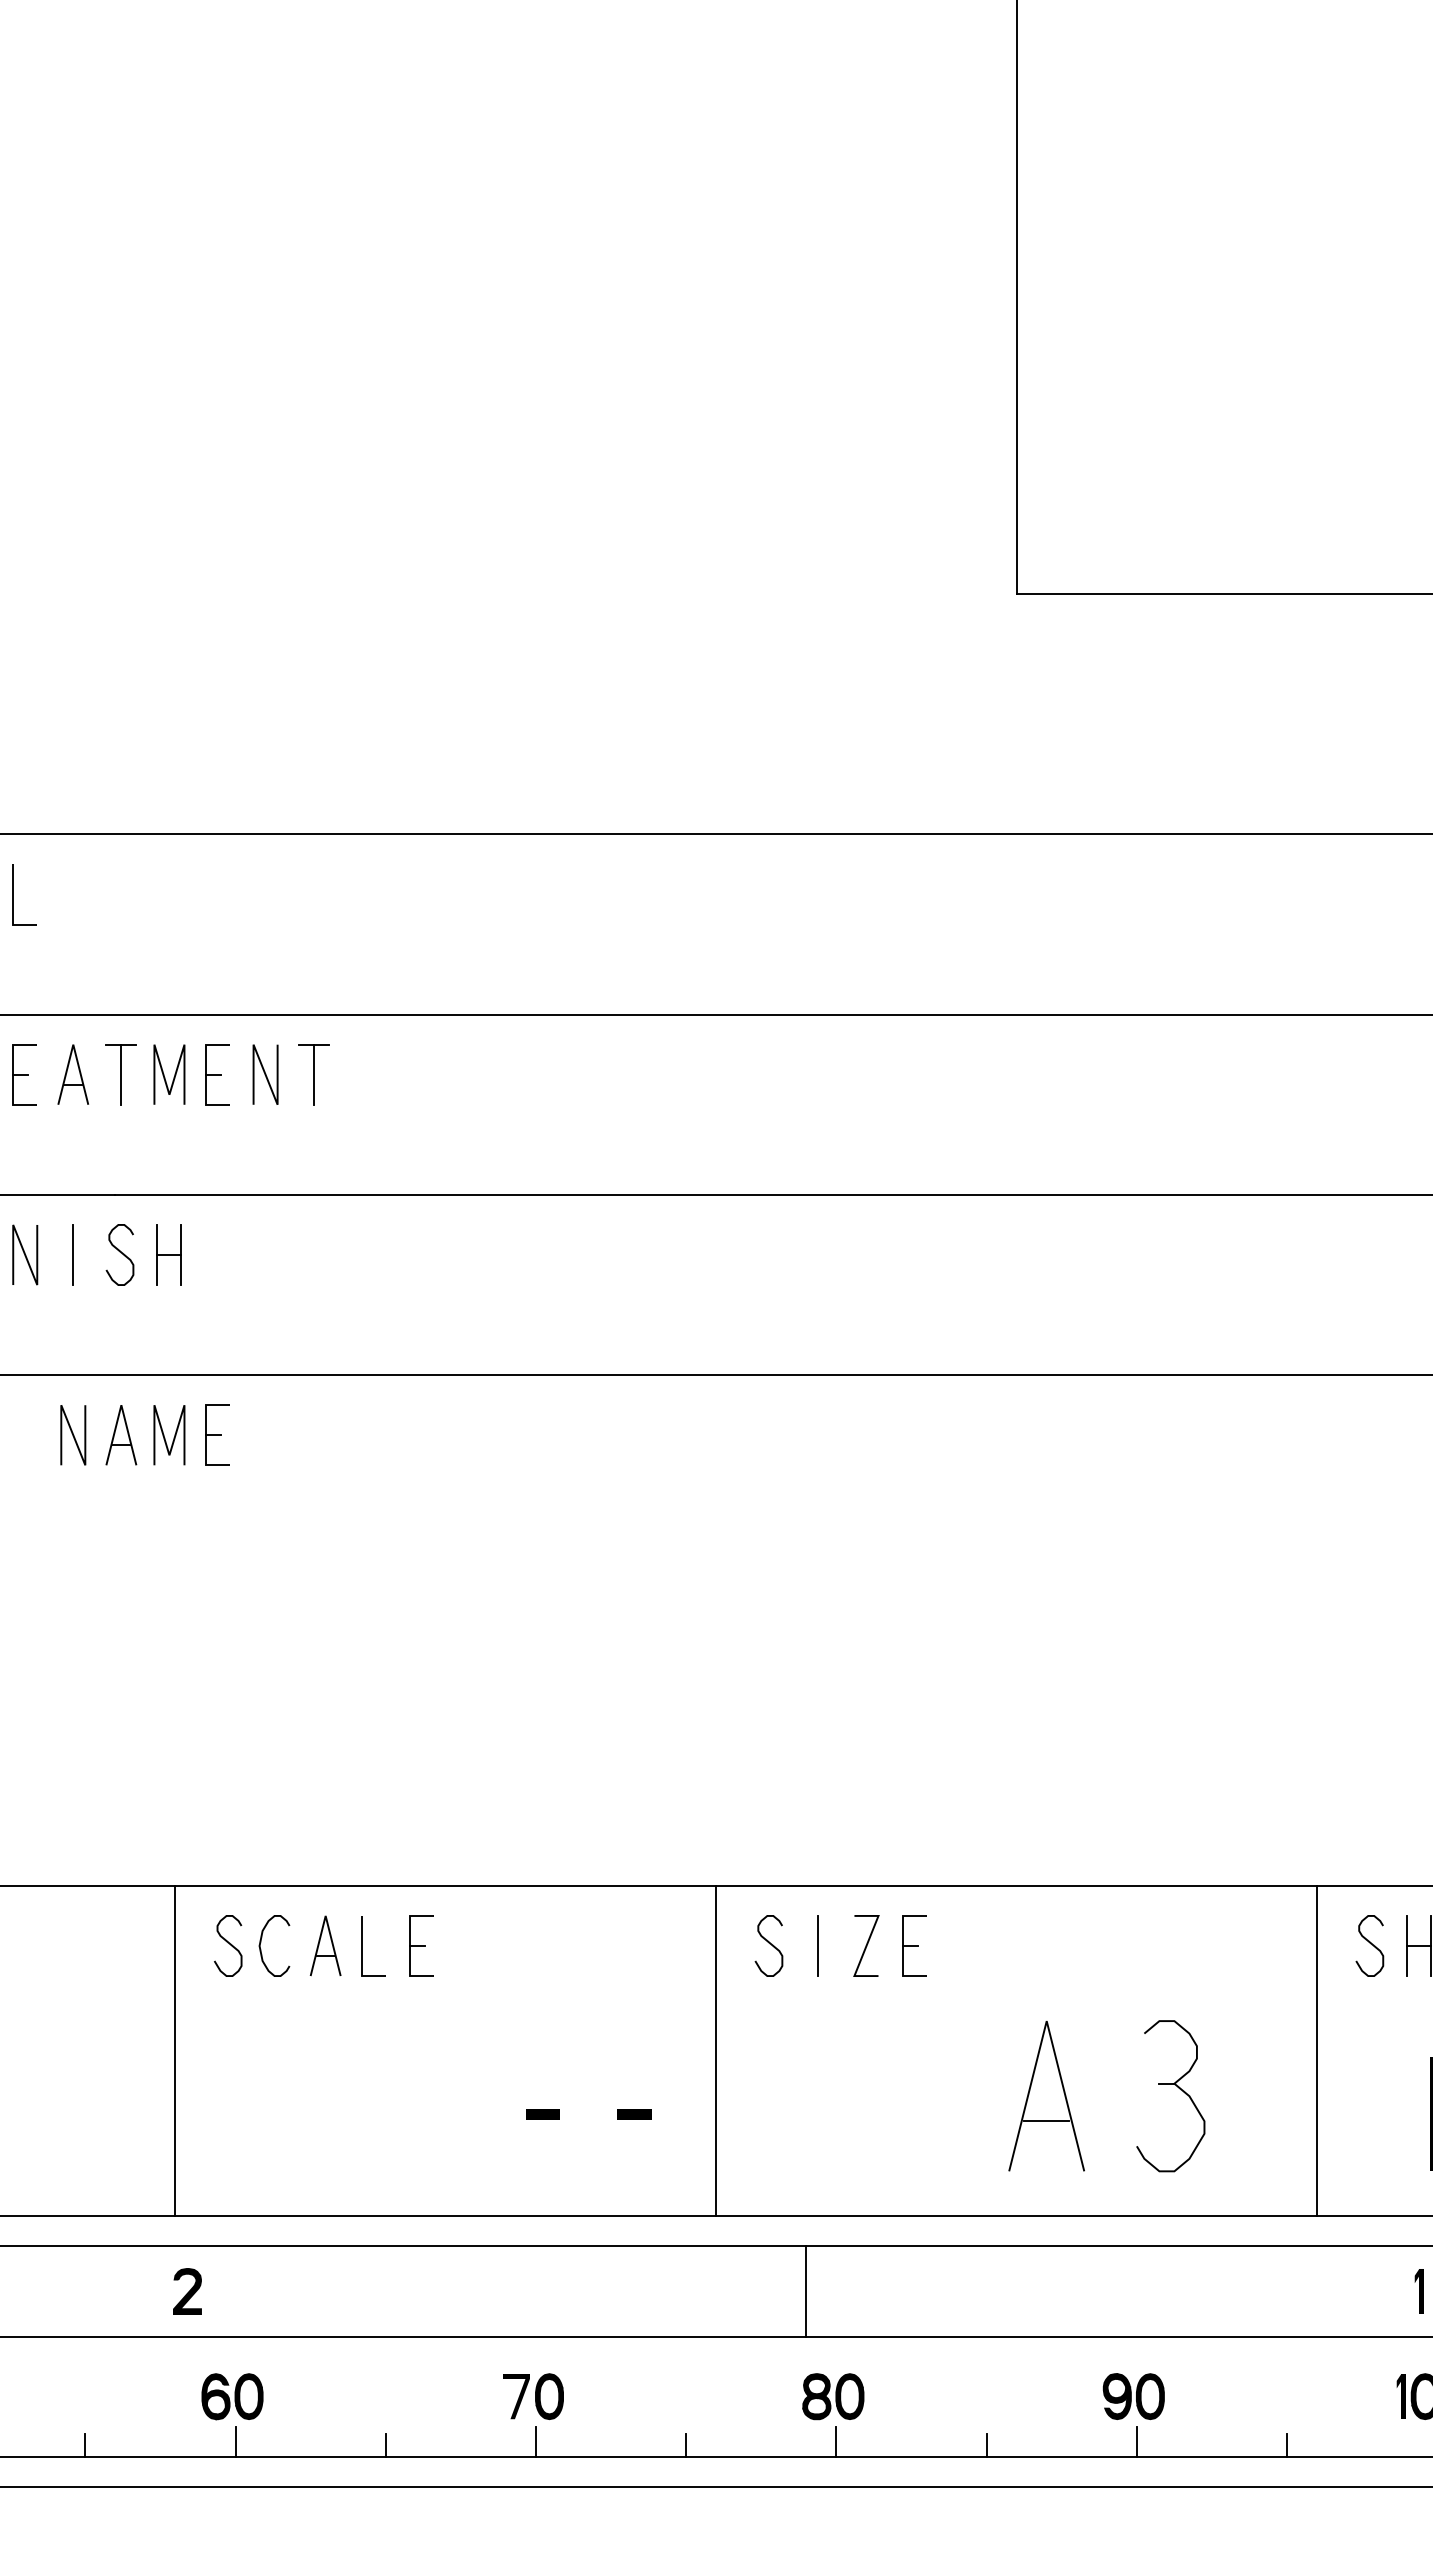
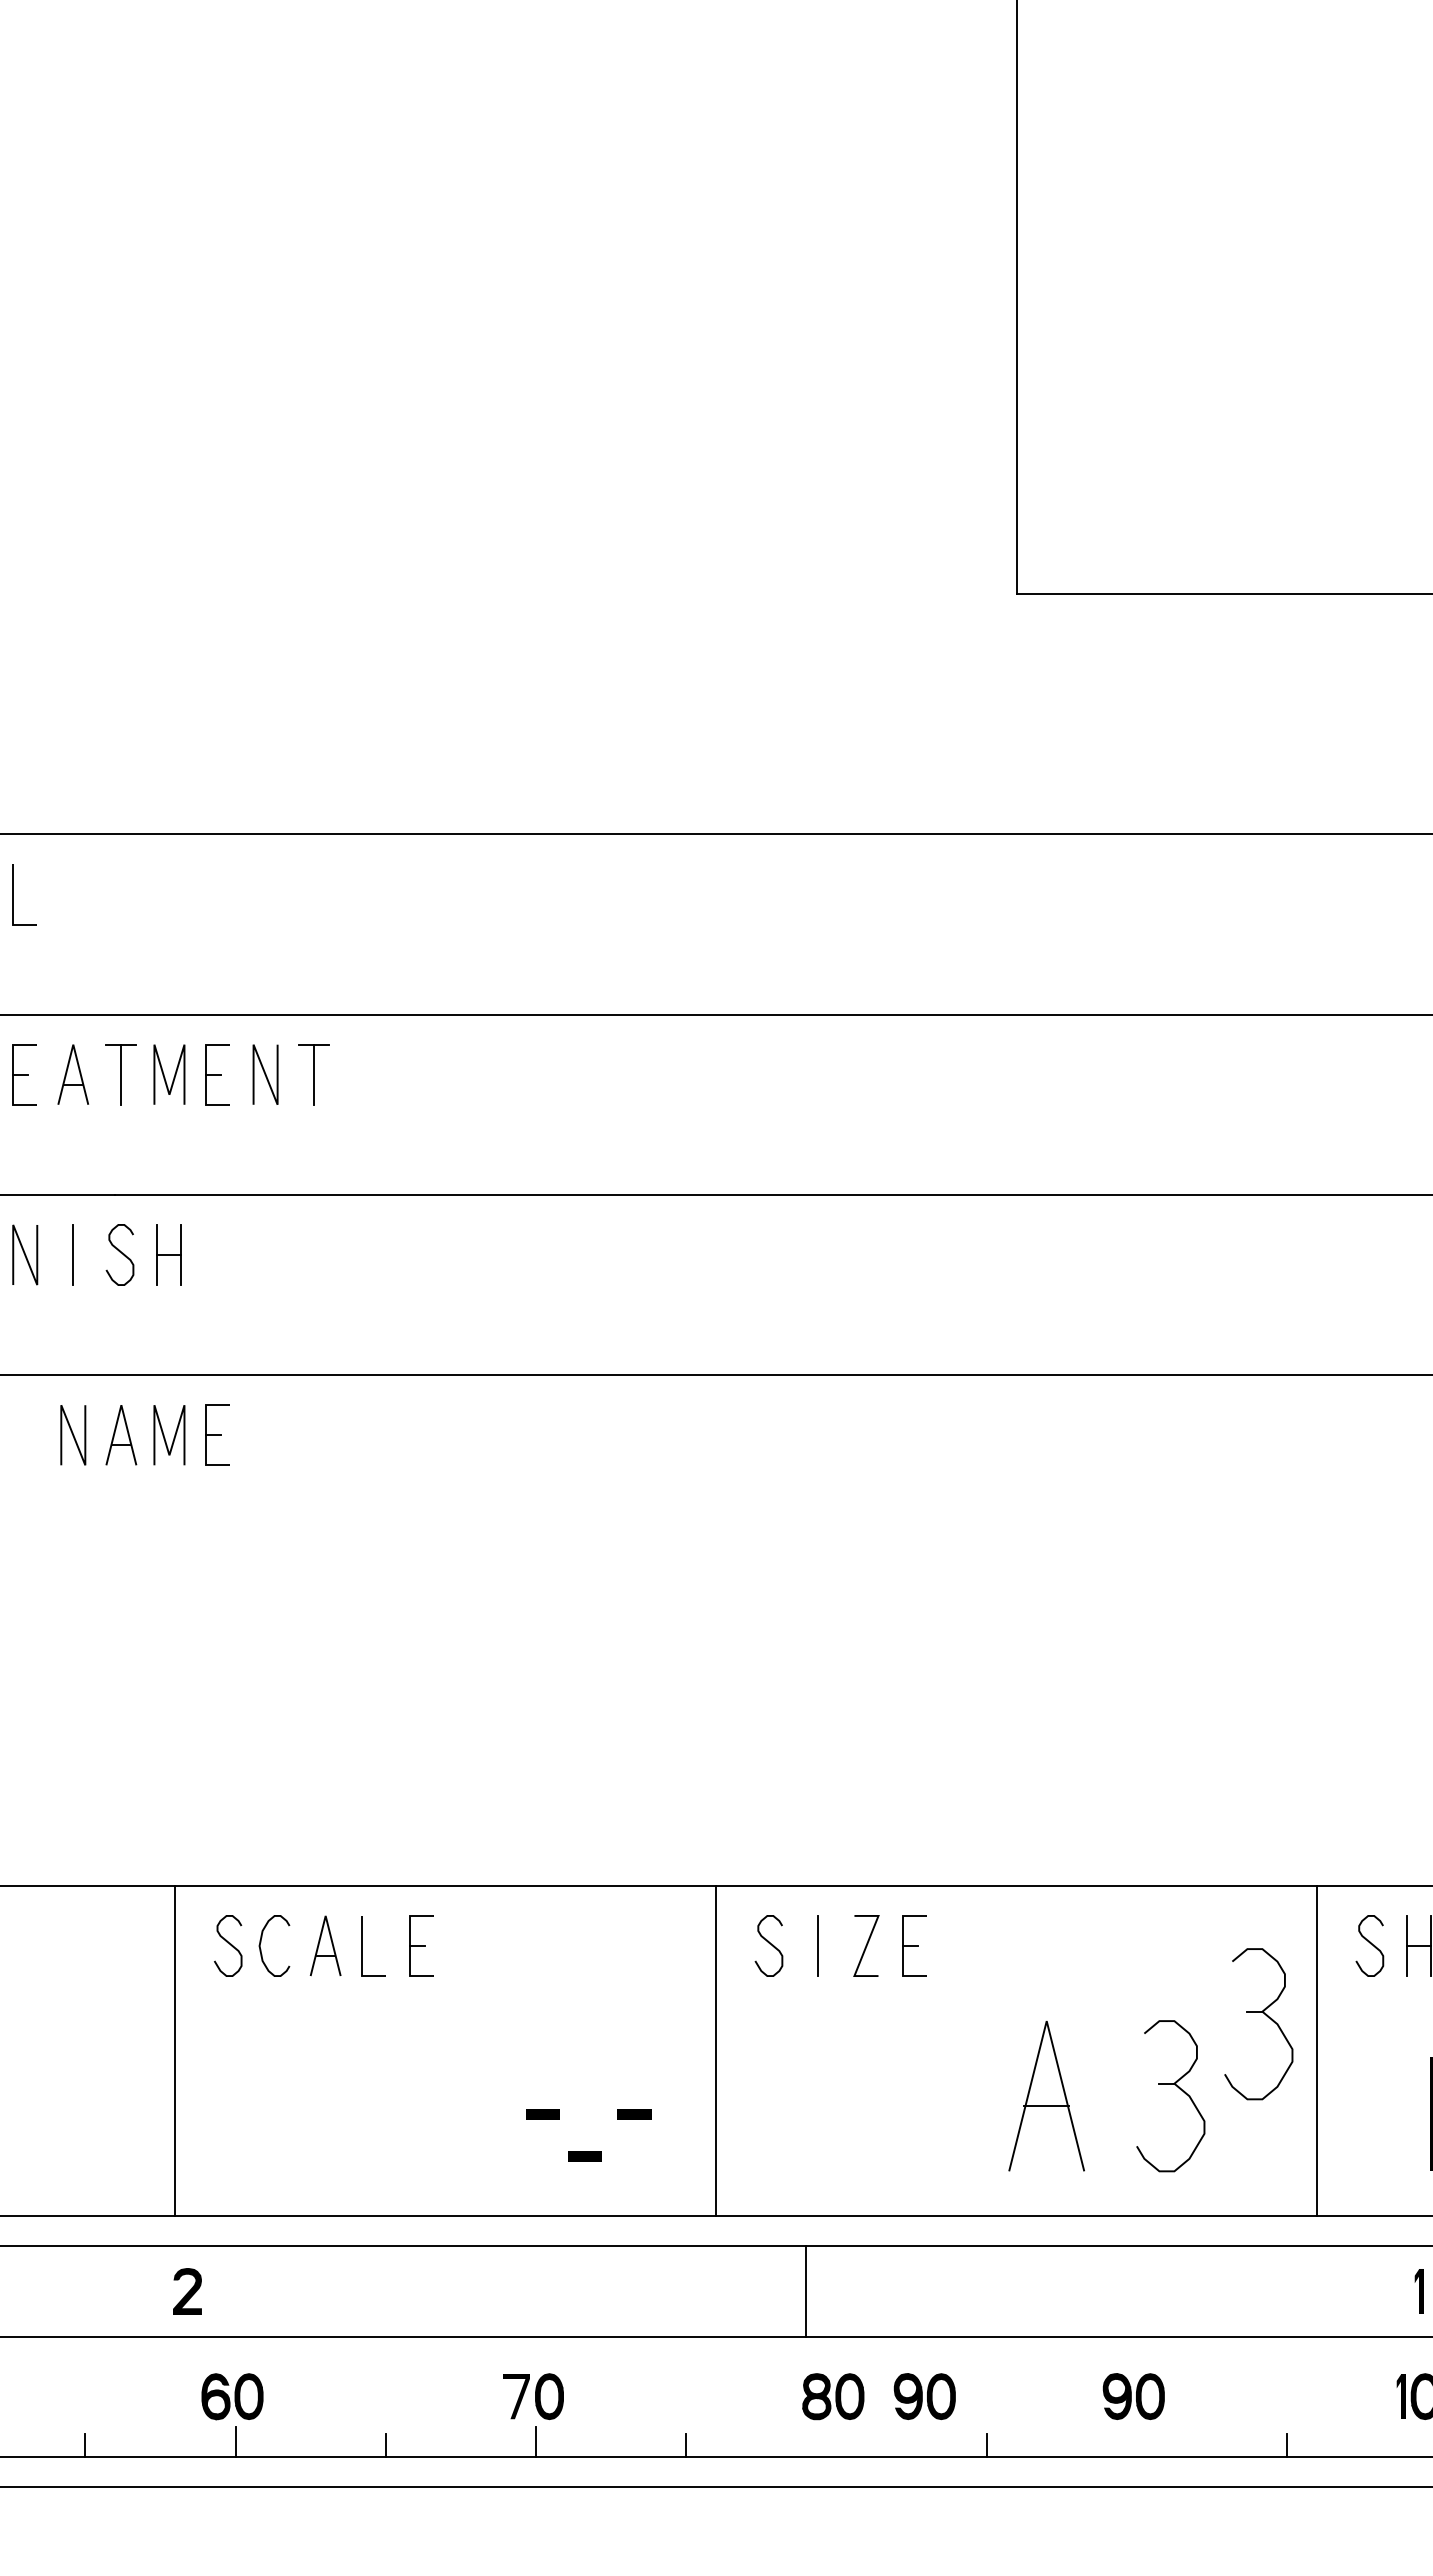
part: none -> present (1266, 2016)
line position: (1046, 2121) -> (1046, 2106) (1046, 2106)
line: none -> present (584, 2156)
part: none -> present (924, 2396)
line: present -> none (836, 2441)
line: present -> none (1136, 2441)
